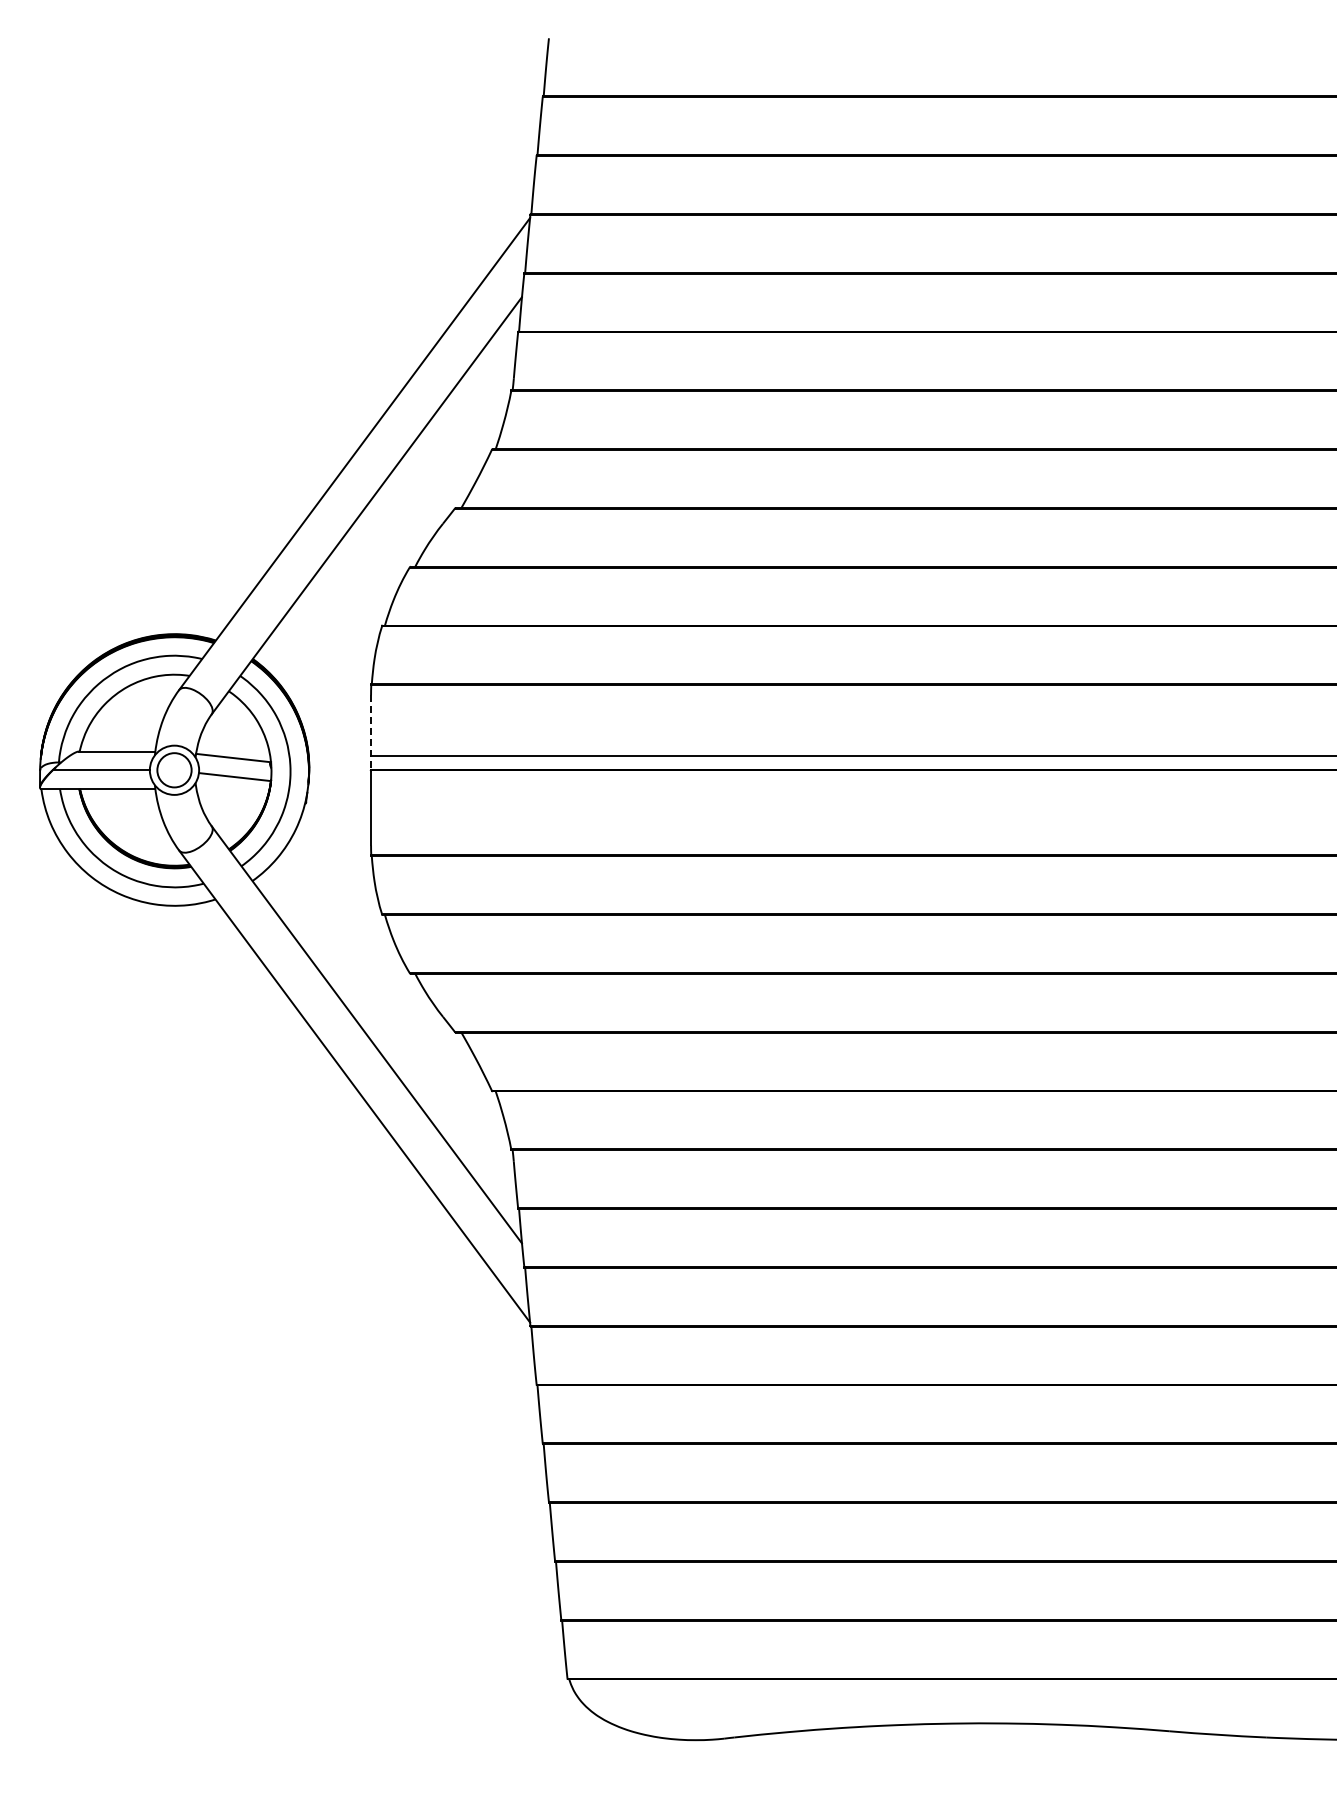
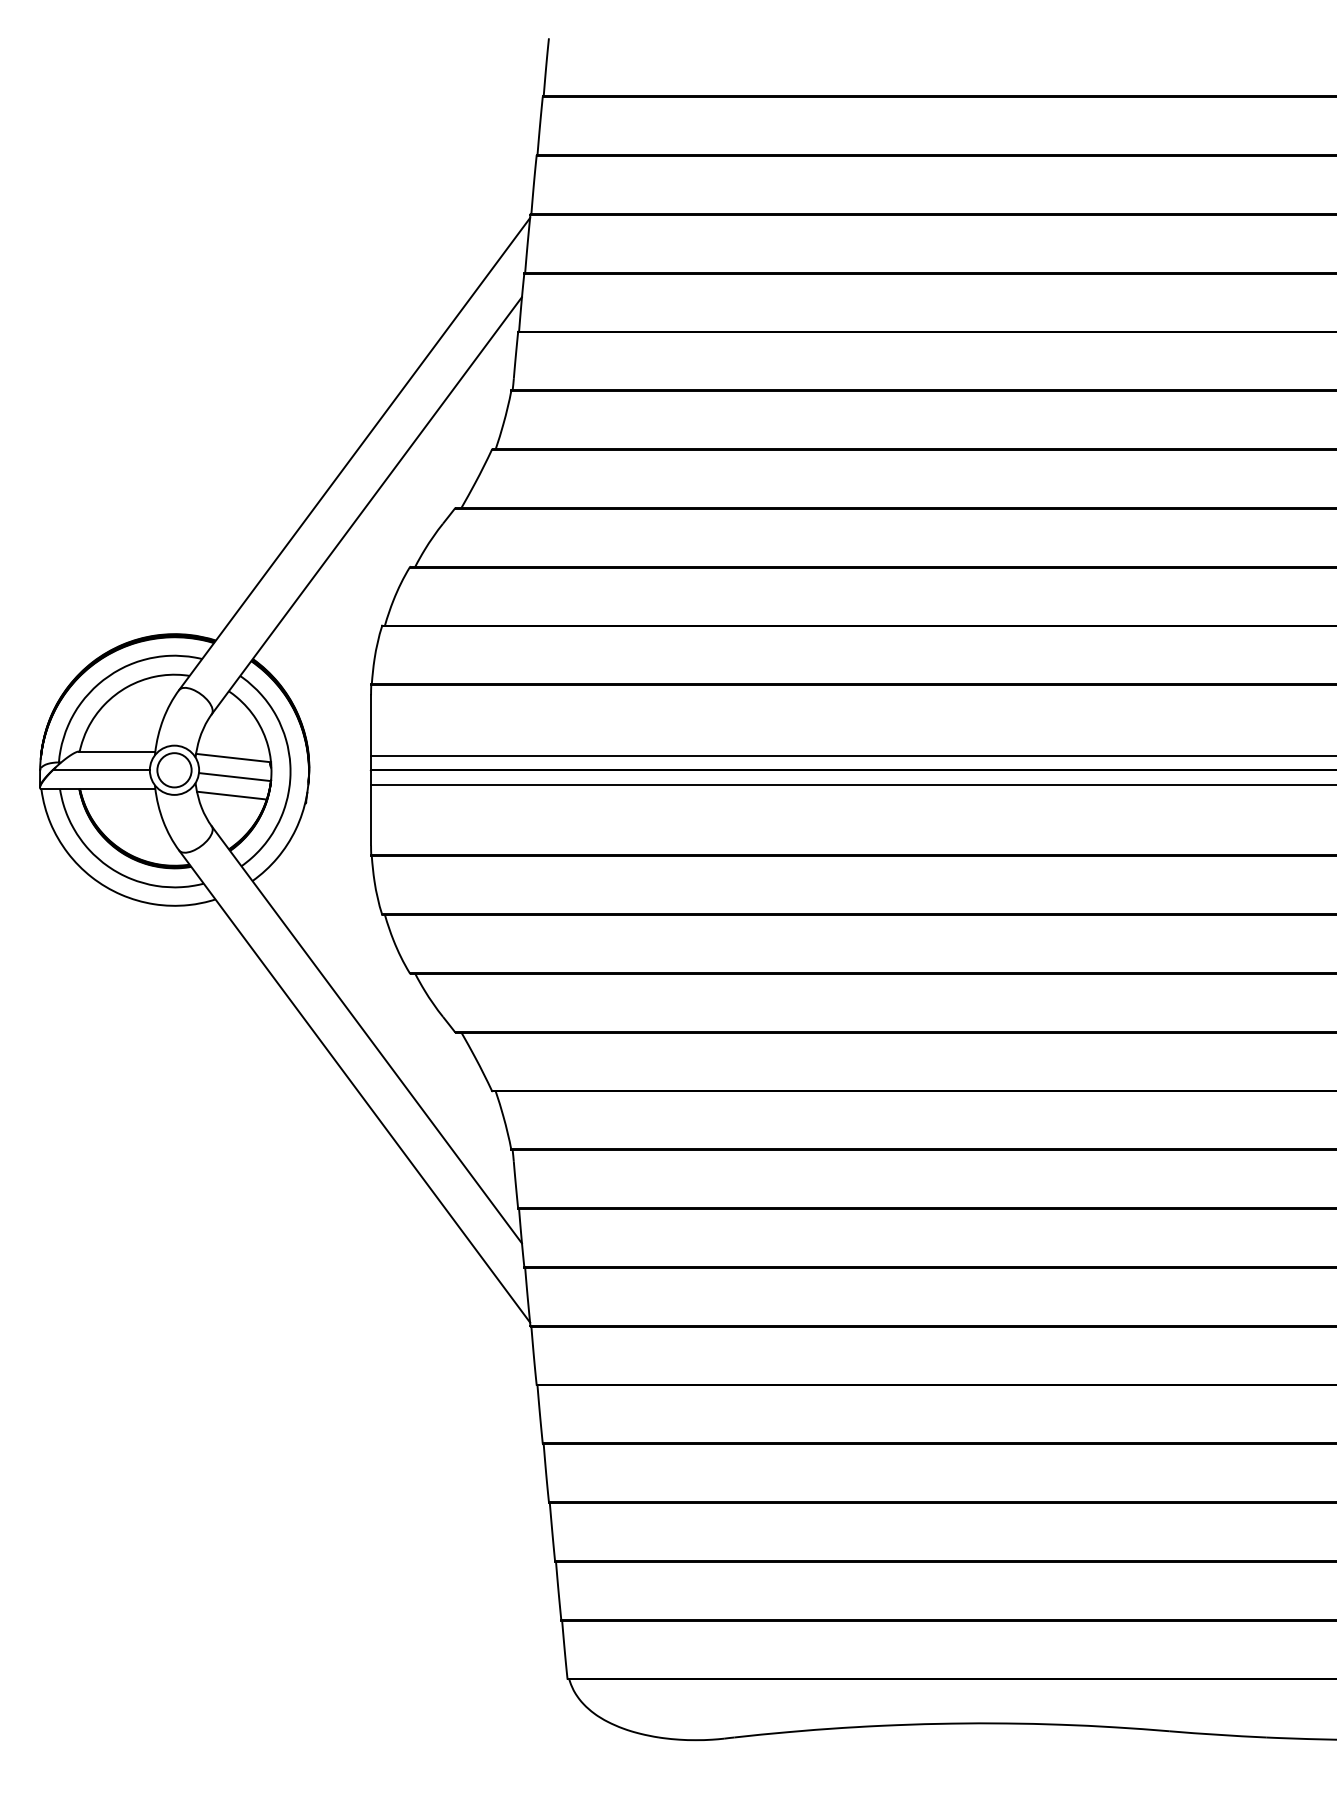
line: dashed -> solid (371, 733)
line: none -> present (852, 784)
line: none -> present (231, 795)
